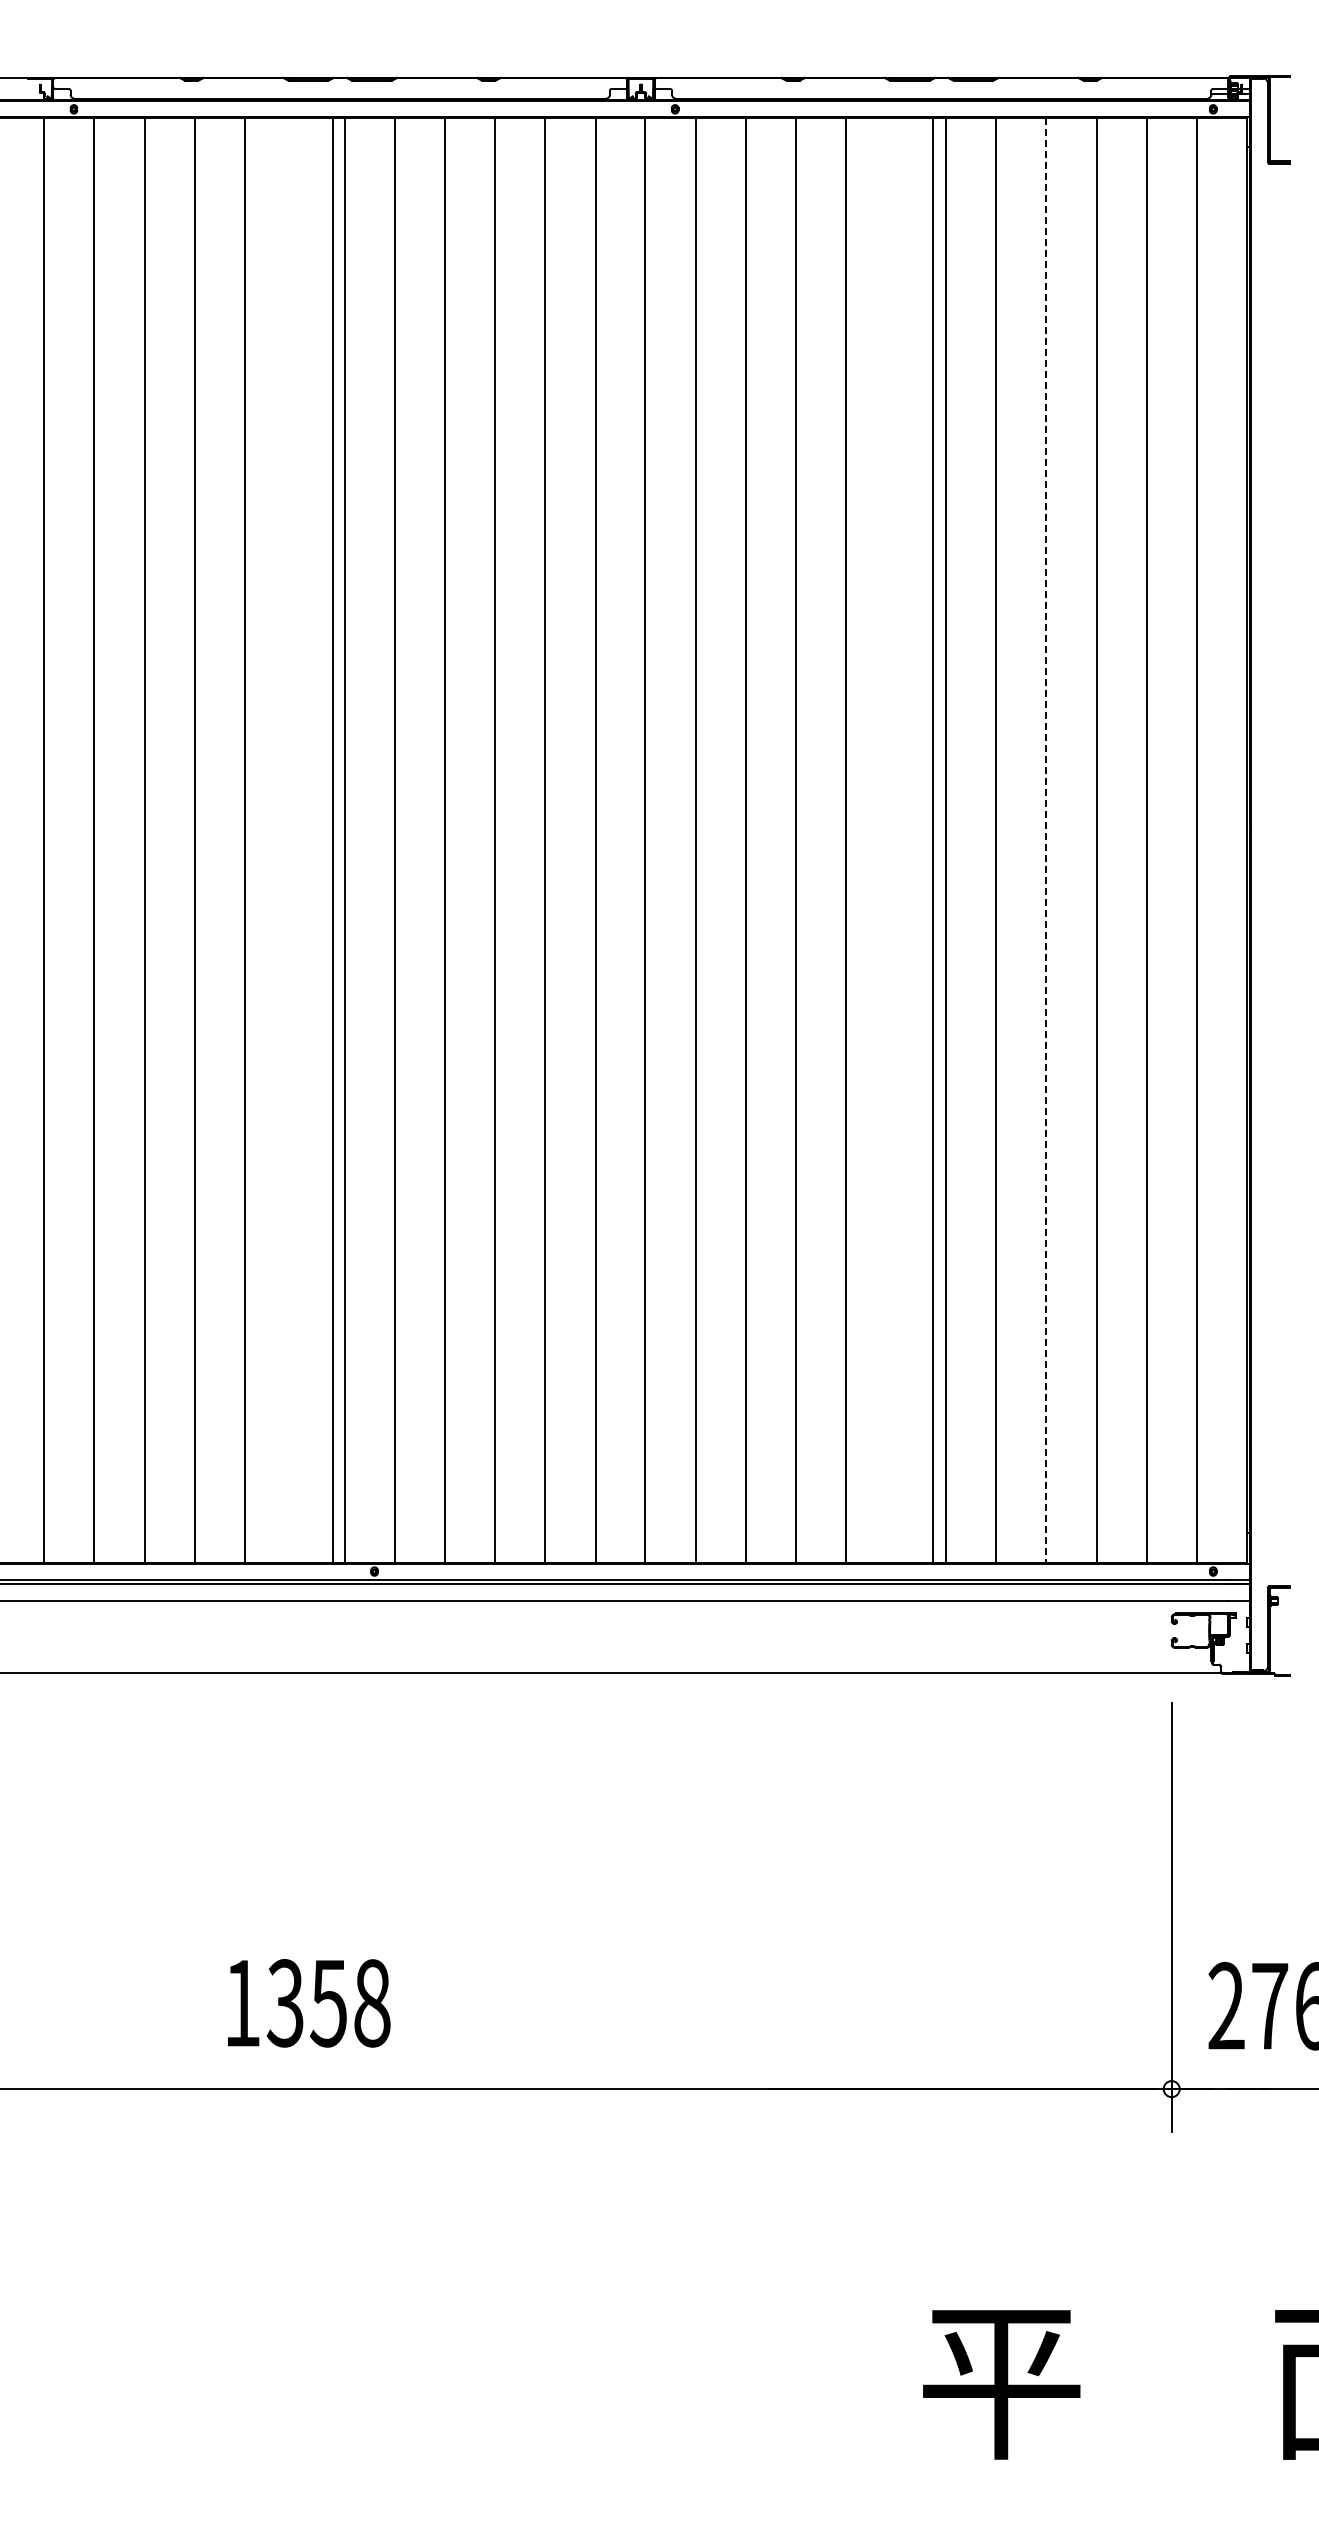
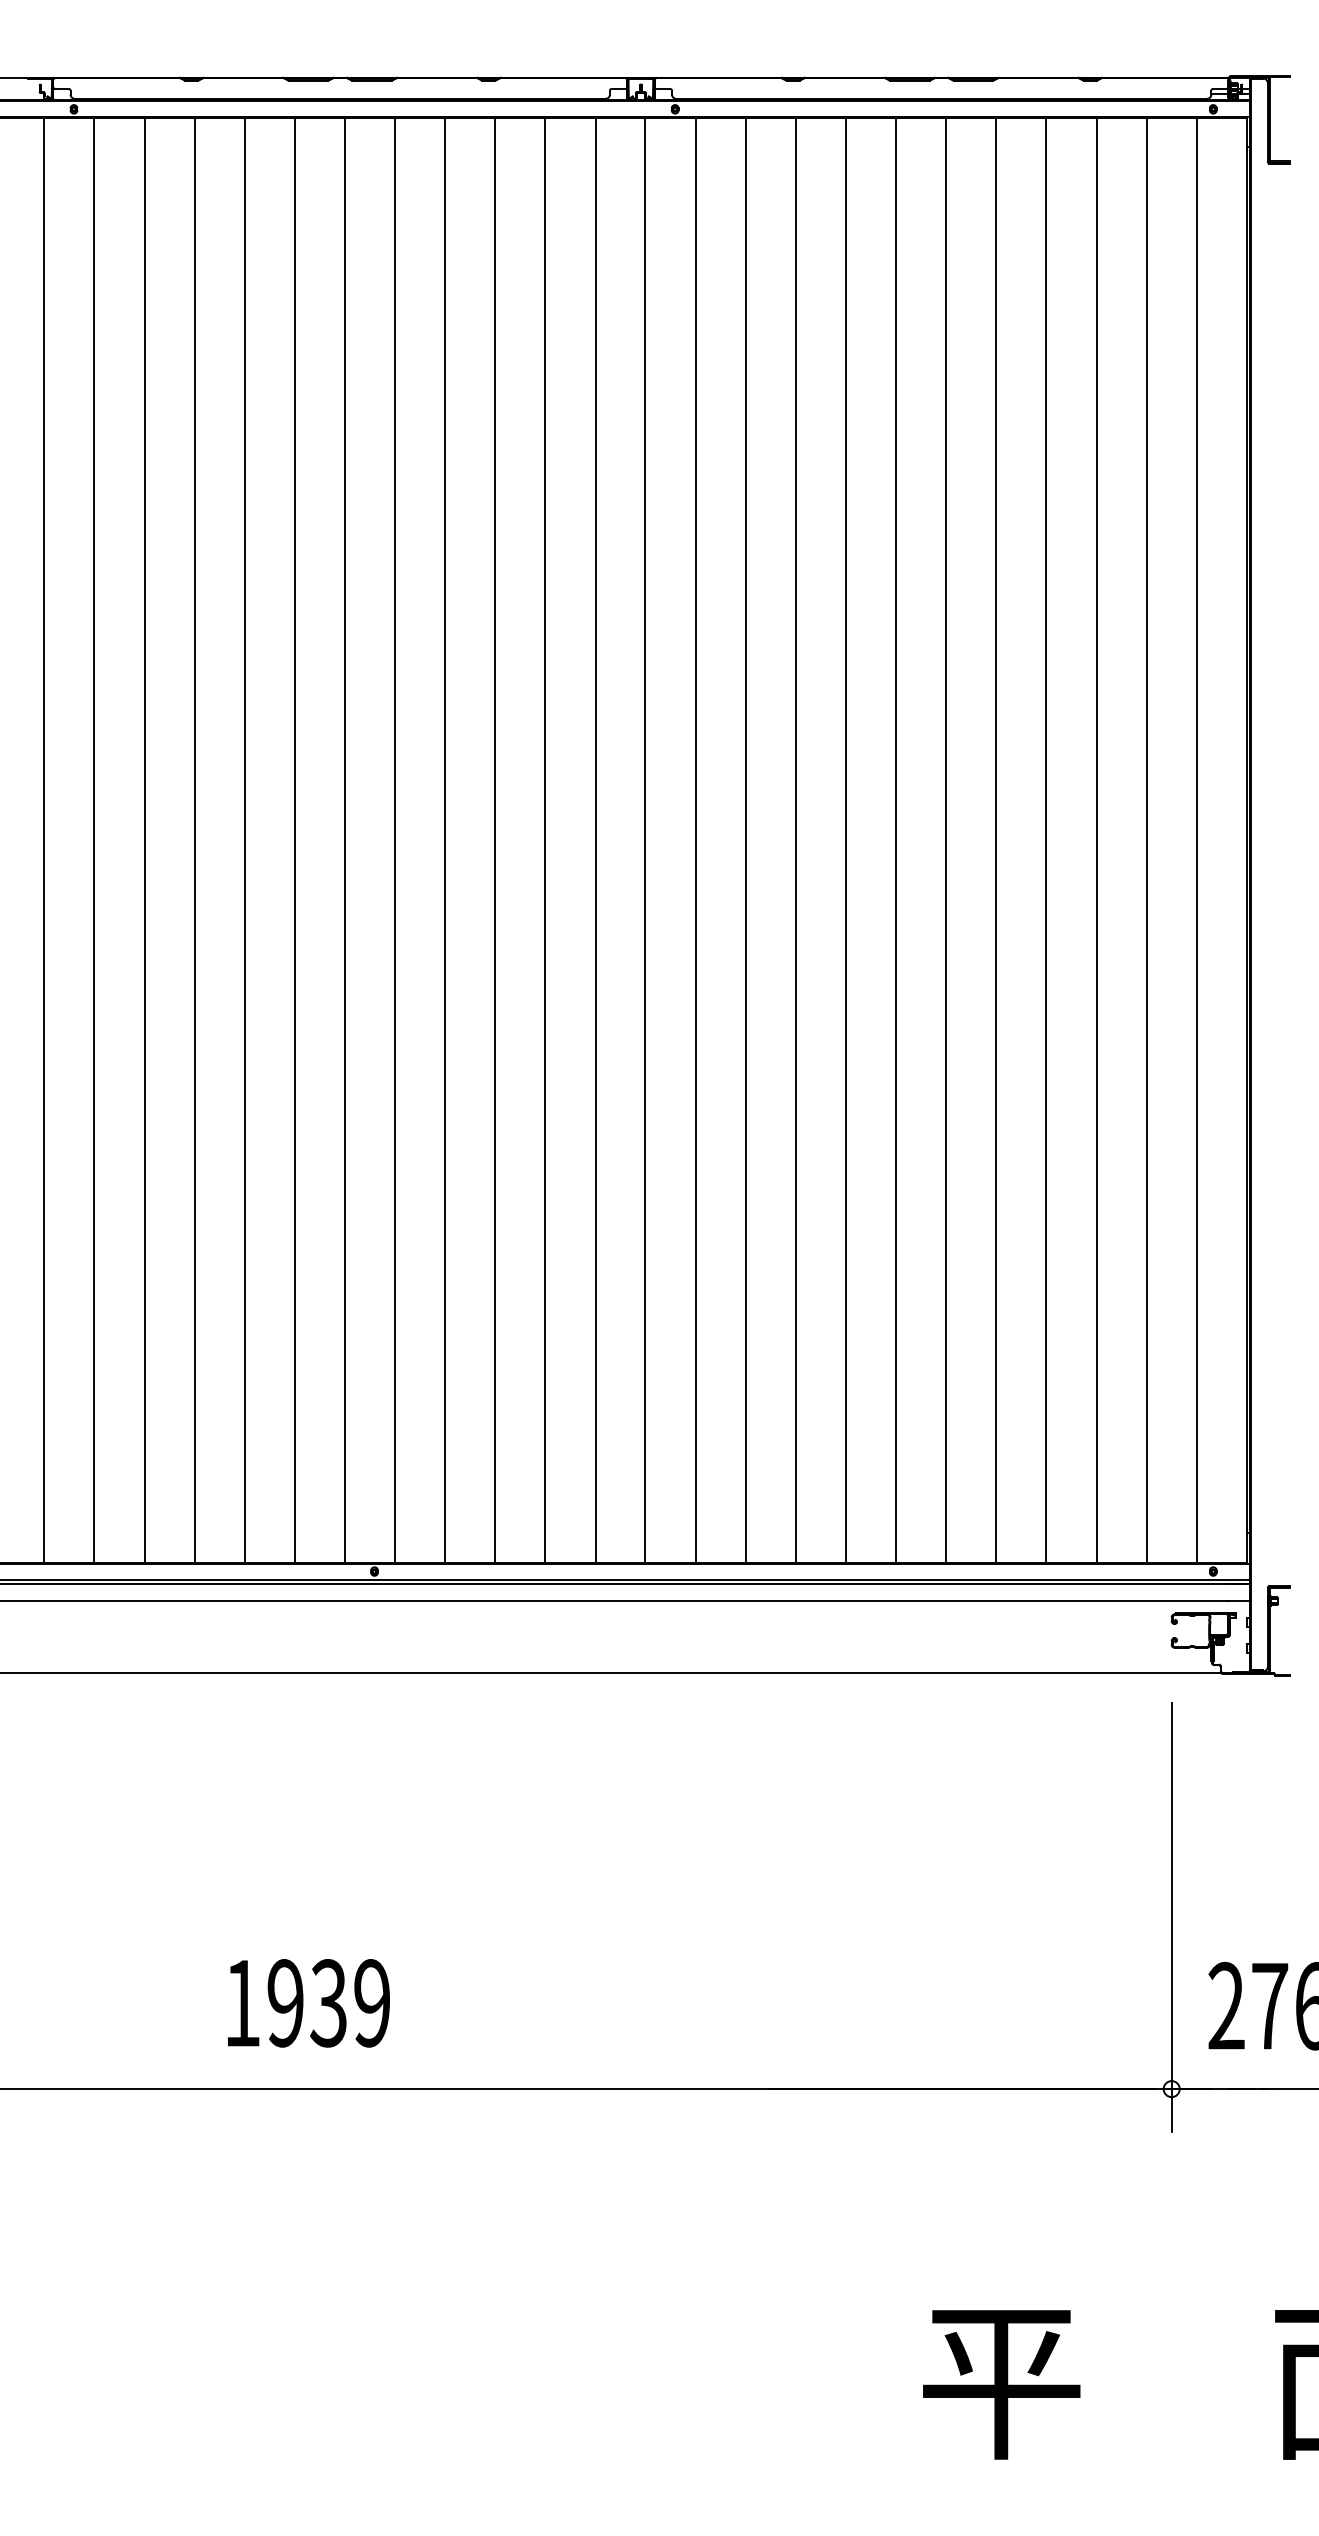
line position: (333, 840) -> (295, 840) (295, 840)
line position: (933, 840) -> (896, 840) (896, 840)
line: dashed -> solid (1046, 840)
text: 1358 -> 1939 (328, 2003)
